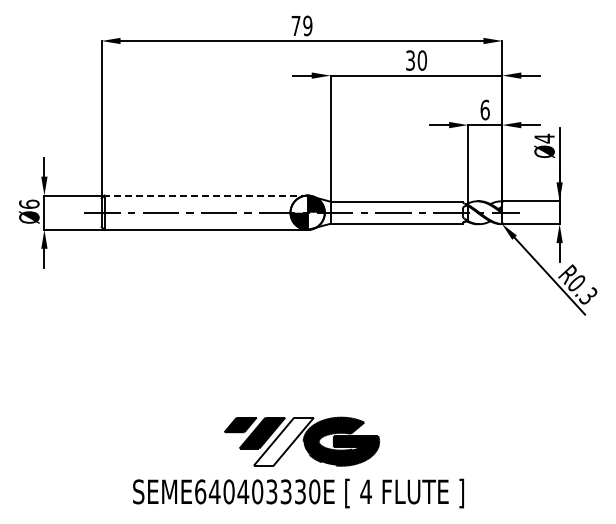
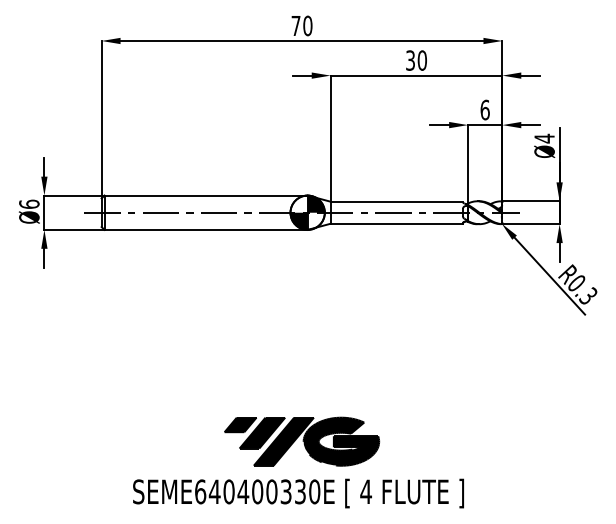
text: 79 -> 70 (307, 26)
line: dashed -> solid (206, 195)
fill: none -> present (283, 441)
text: SEME640403330E -> SEME640400330E (271, 491)
